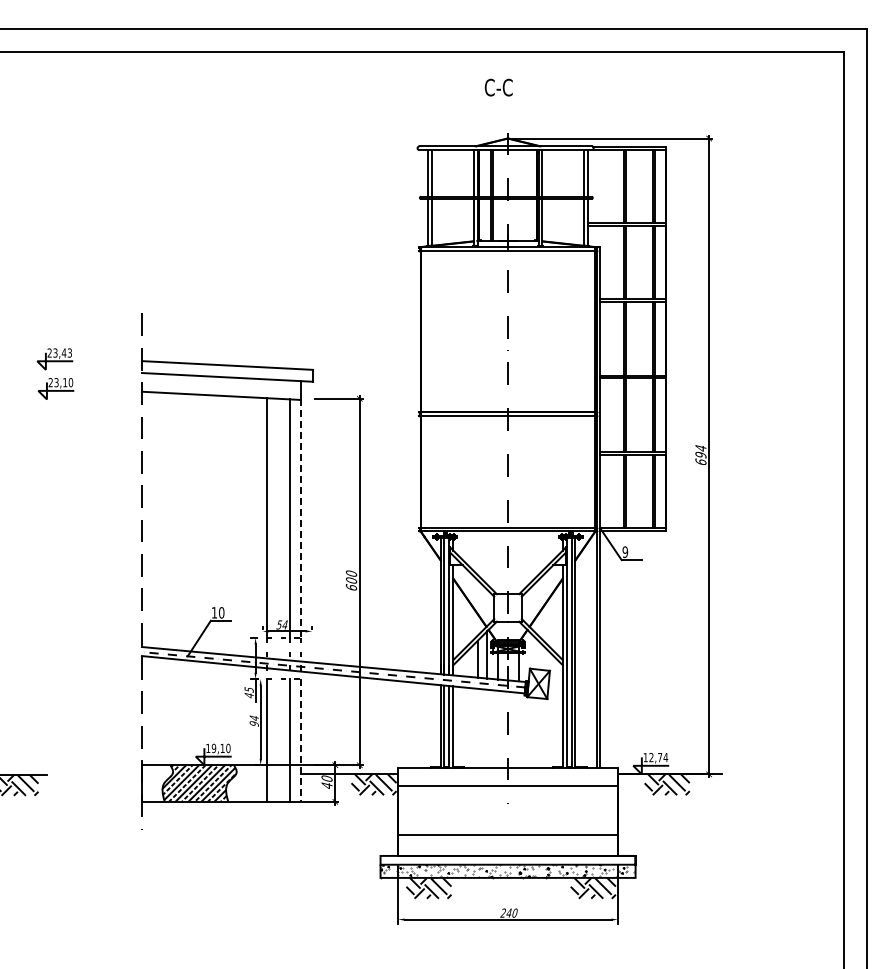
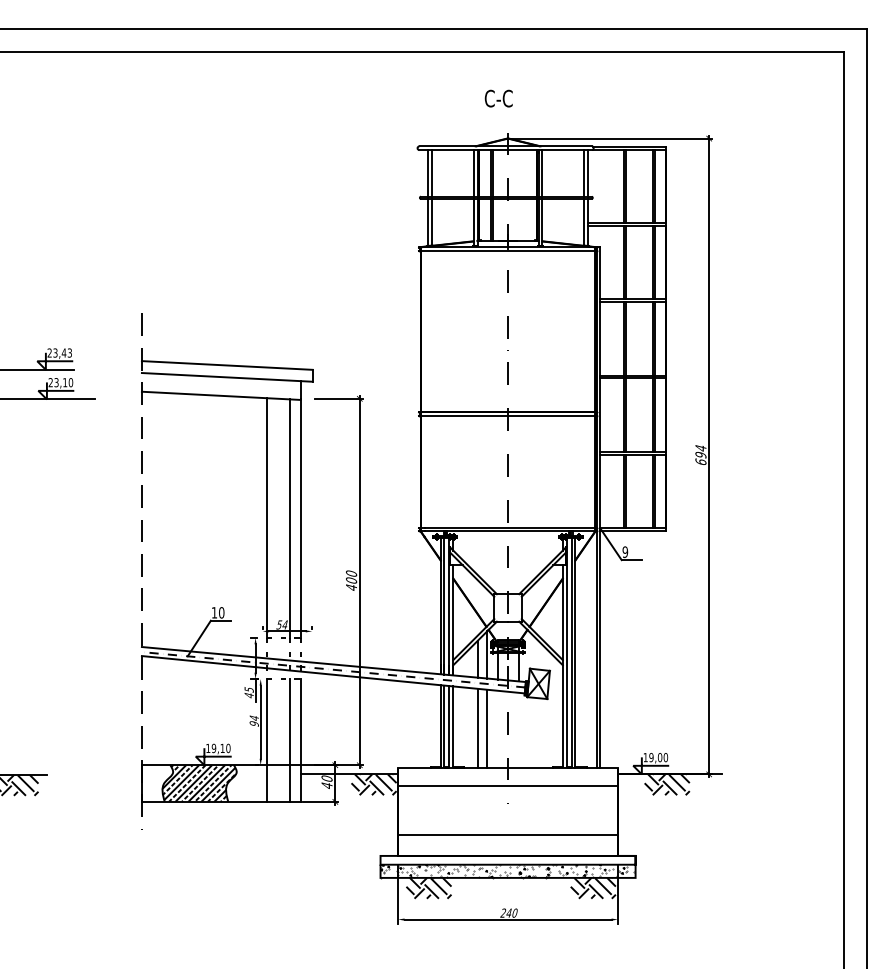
text position: (498, 87) -> (498, 98) (498, 98)
line: none -> present (37, 369)
line: none -> present (48, 399)
line: dashed -> solid (300, 518)
text: 600 -> 400 (351, 586)
line: none -> present (478, 727)
line: none -> present (487, 728)
line: dashed -> solid (300, 741)
text: 12,74 -> 19,00 (658, 757)
